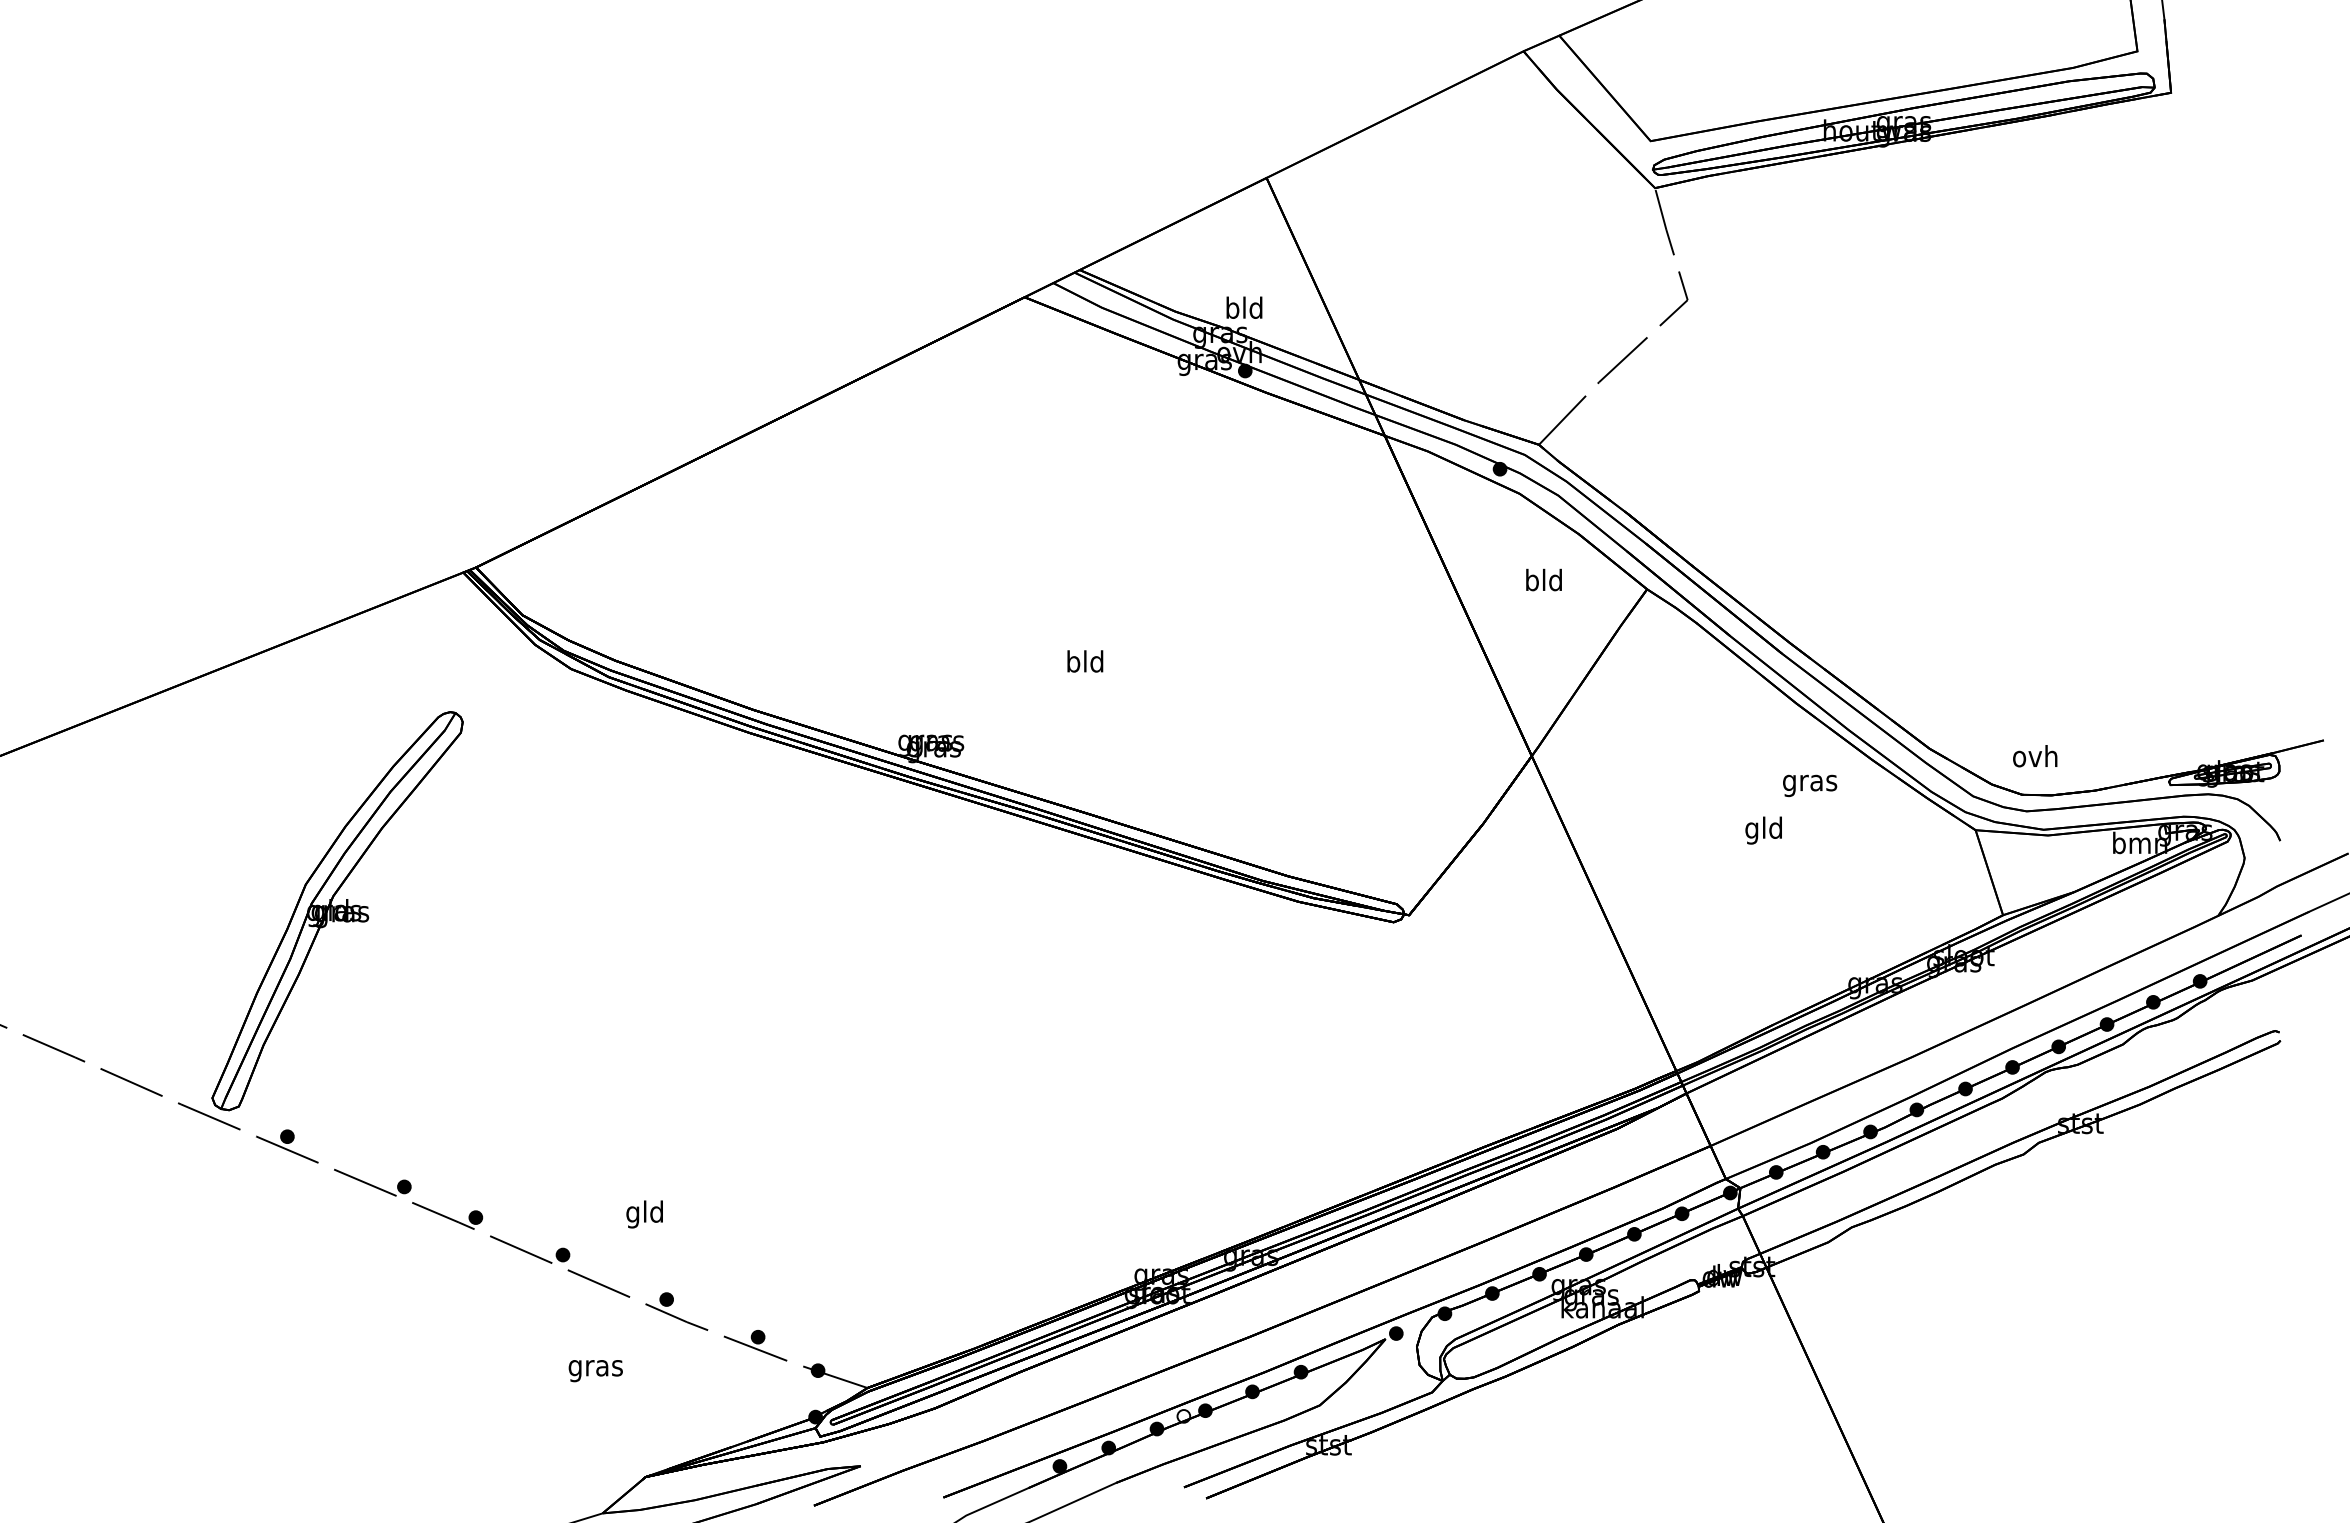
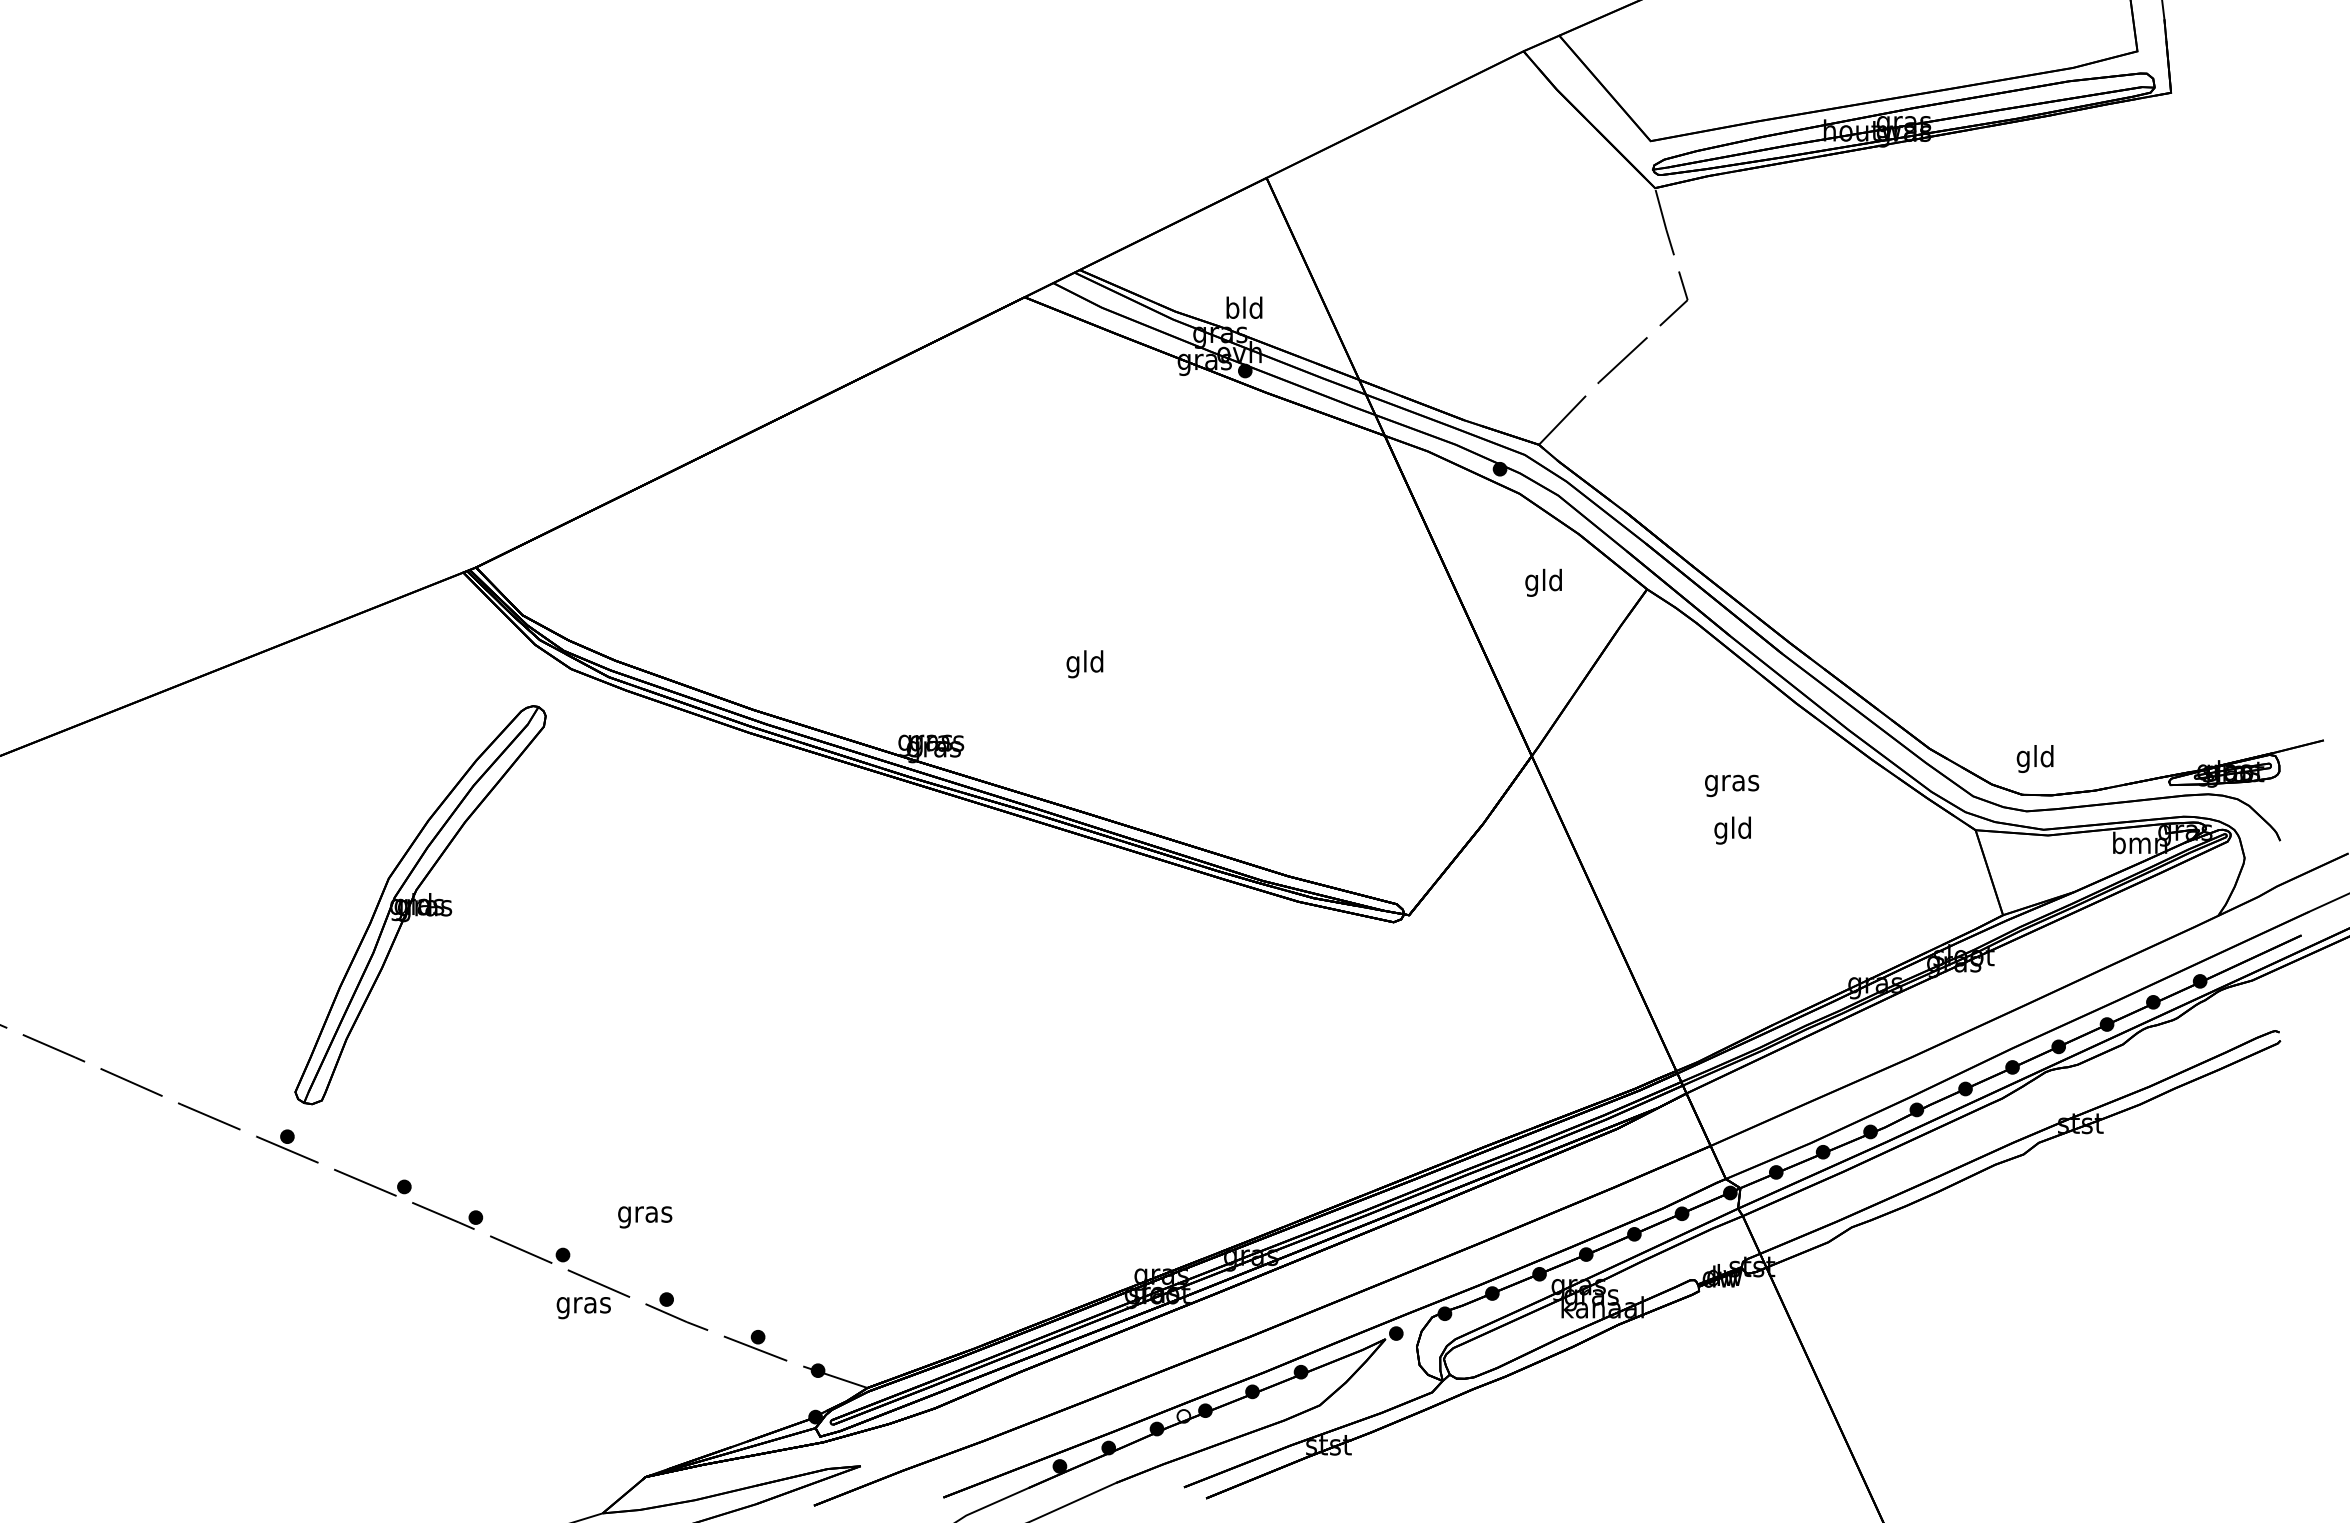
text: bld -> gld (1531, 582)
text: bld -> gld (1073, 664)
text: ovh -> gld (2035, 759)
text position: (1810, 785) -> (1732, 785) (1732, 785)
text position: (1763, 830) -> (1732, 830) (1732, 830)
part position: (337, 911) -> (420, 905) (420, 905)
text: gld -> gras (645, 1214)
text position: (595, 1371) -> (583, 1308) (583, 1308)
